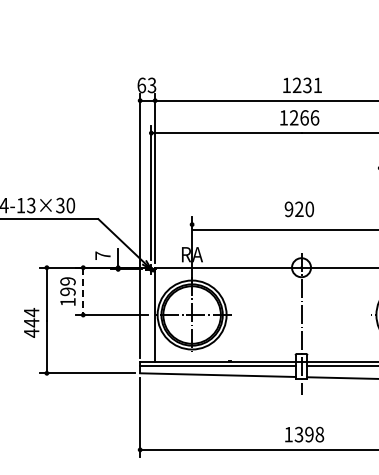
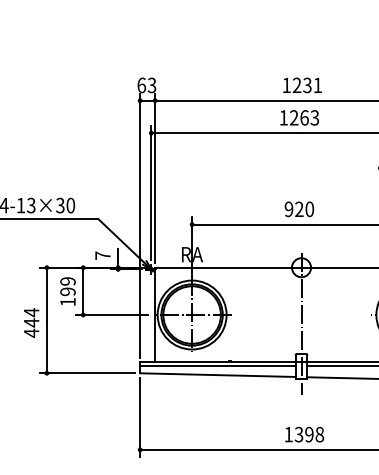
text: 1266 -> 1263 (314, 117)
line position: (283, 229) -> (283, 224) (283, 224)
line: dashed -> solid (83, 291)
